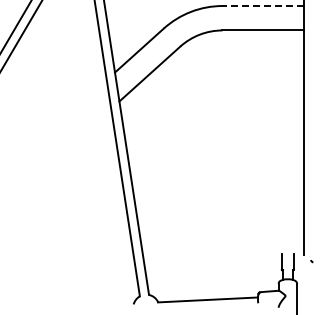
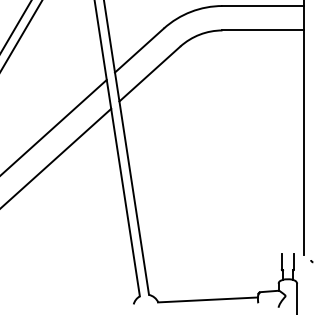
line: dashed -> solid (263, 6)
line: none -> present (54, 126)
line: none -> present (56, 157)
